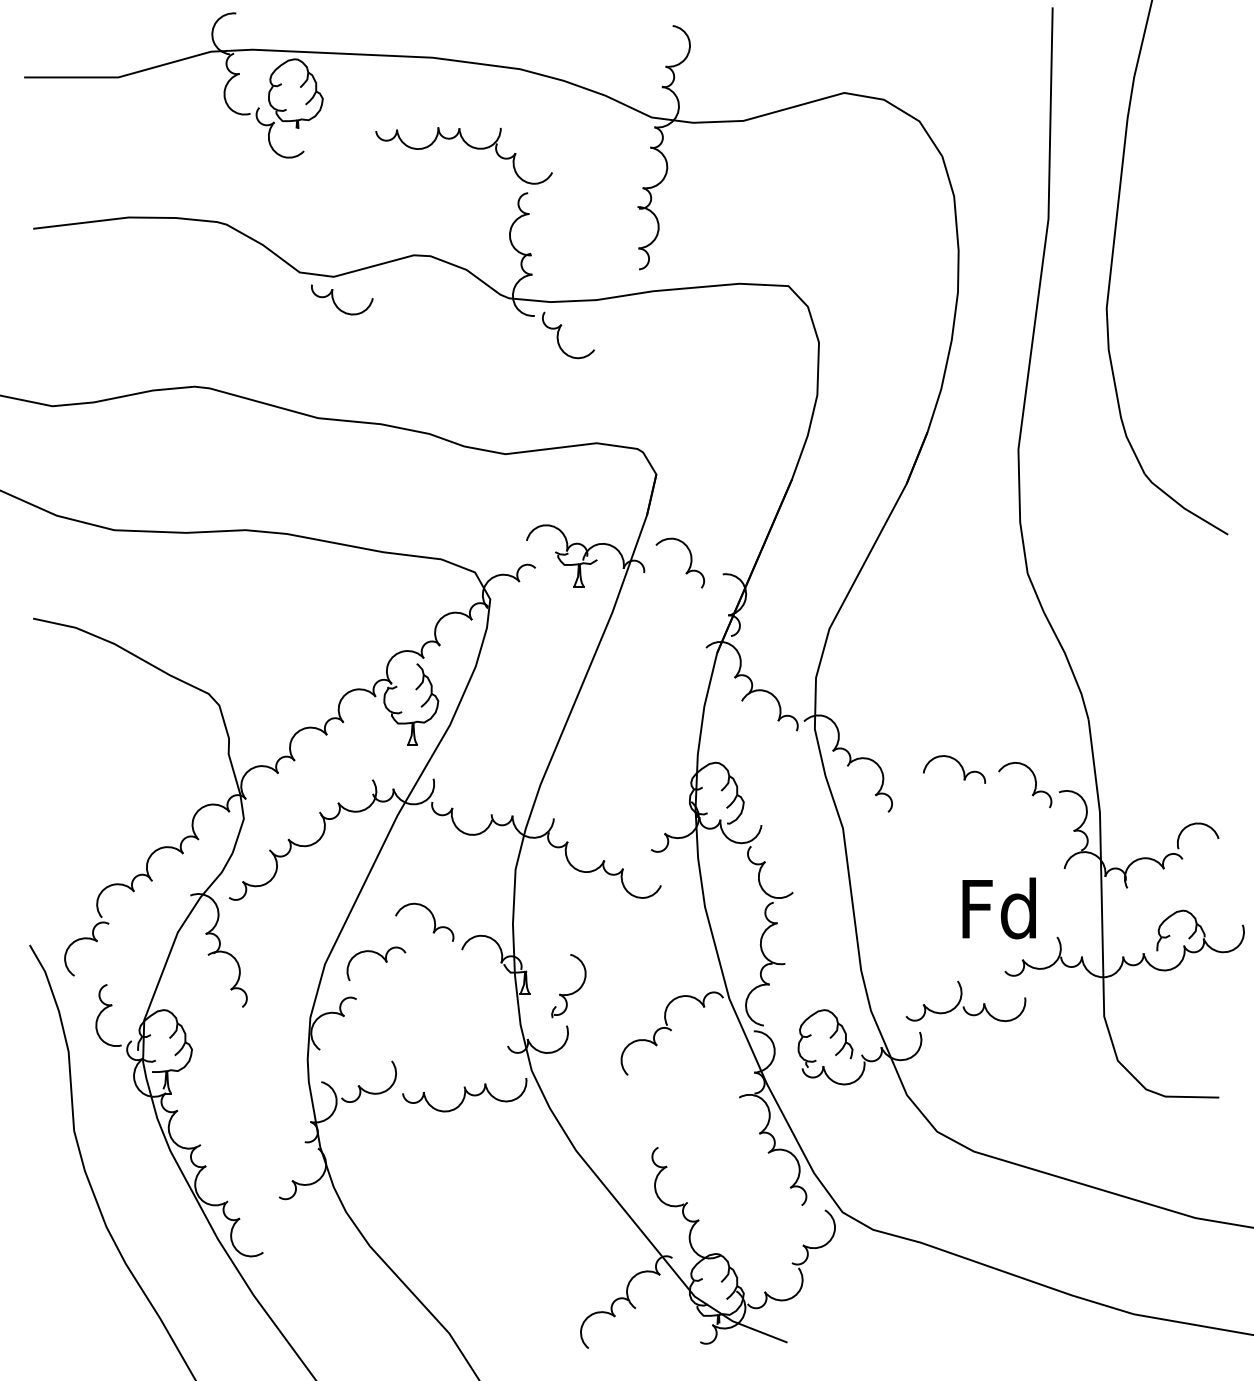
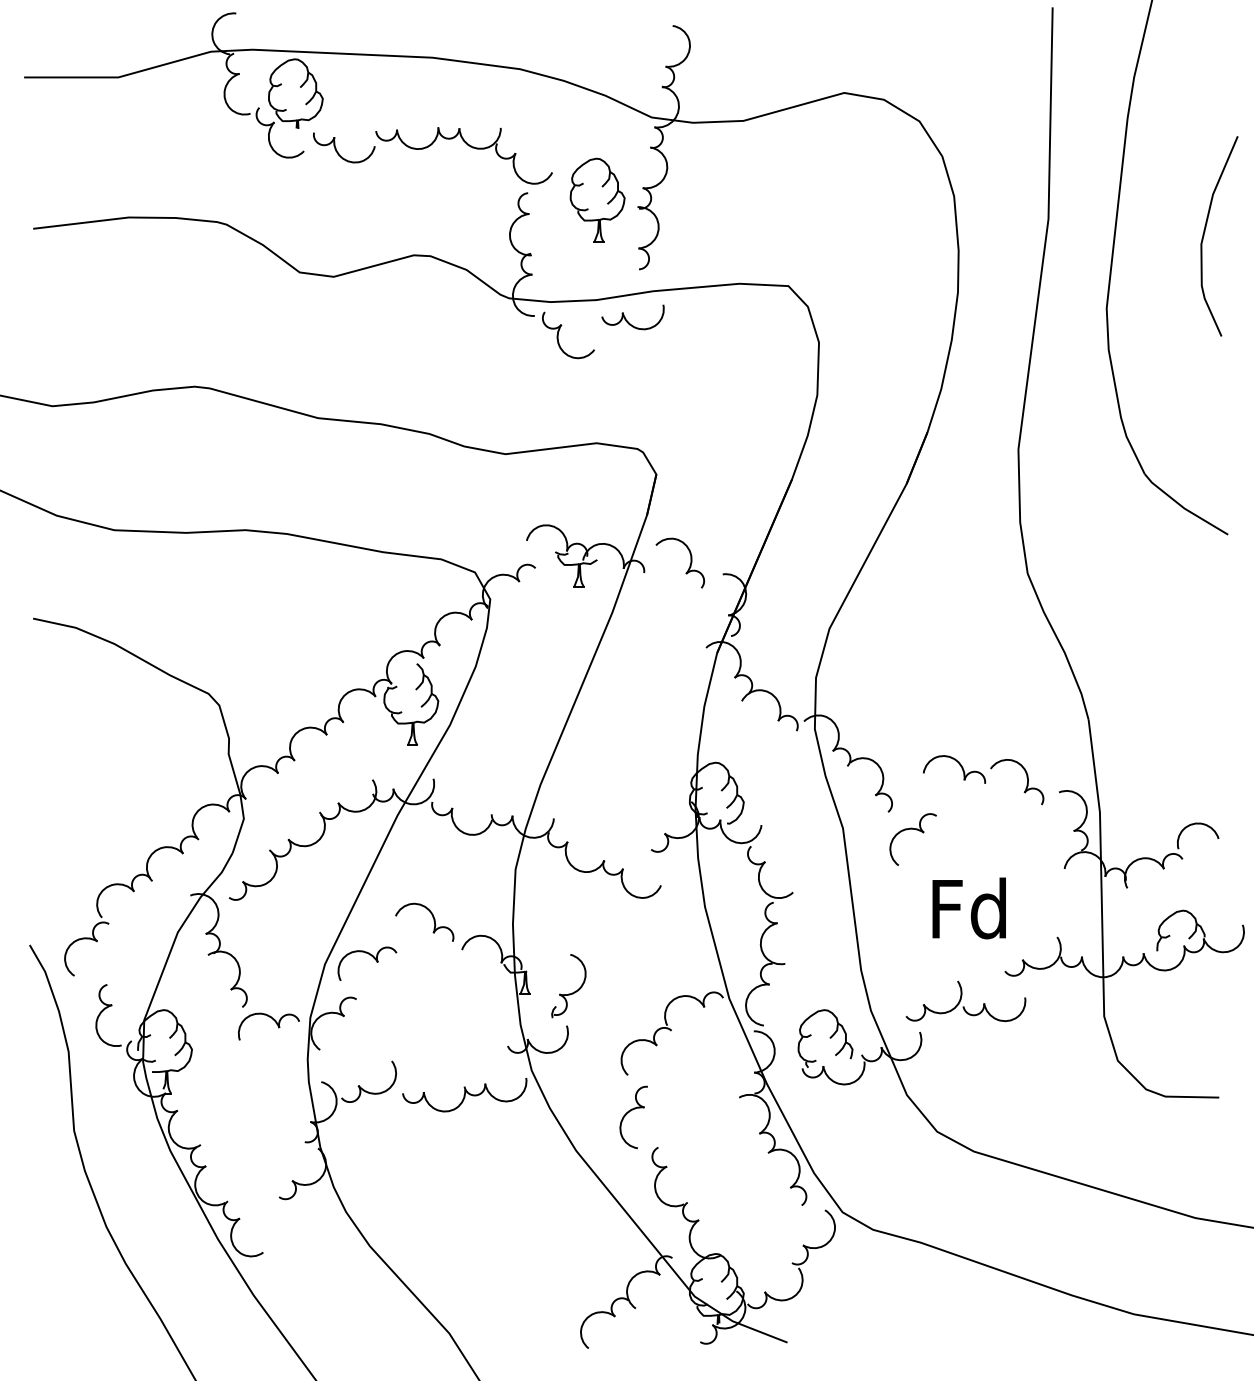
part: none -> present (597, 199)
curve: none -> present (1205, 232)
part position: (335, 302) -> (337, 150) (337, 150)
part: none -> present (632, 317)
part position: (1034, 787) -> (1026, 784) (1026, 784)
part: none -> present (916, 830)
text position: (998, 908) -> (968, 908) (968, 908)
part position: (381, 957) -> (372, 957) (372, 957)
part: none -> present (275, 1023)
part: none -> present (629, 1112)
